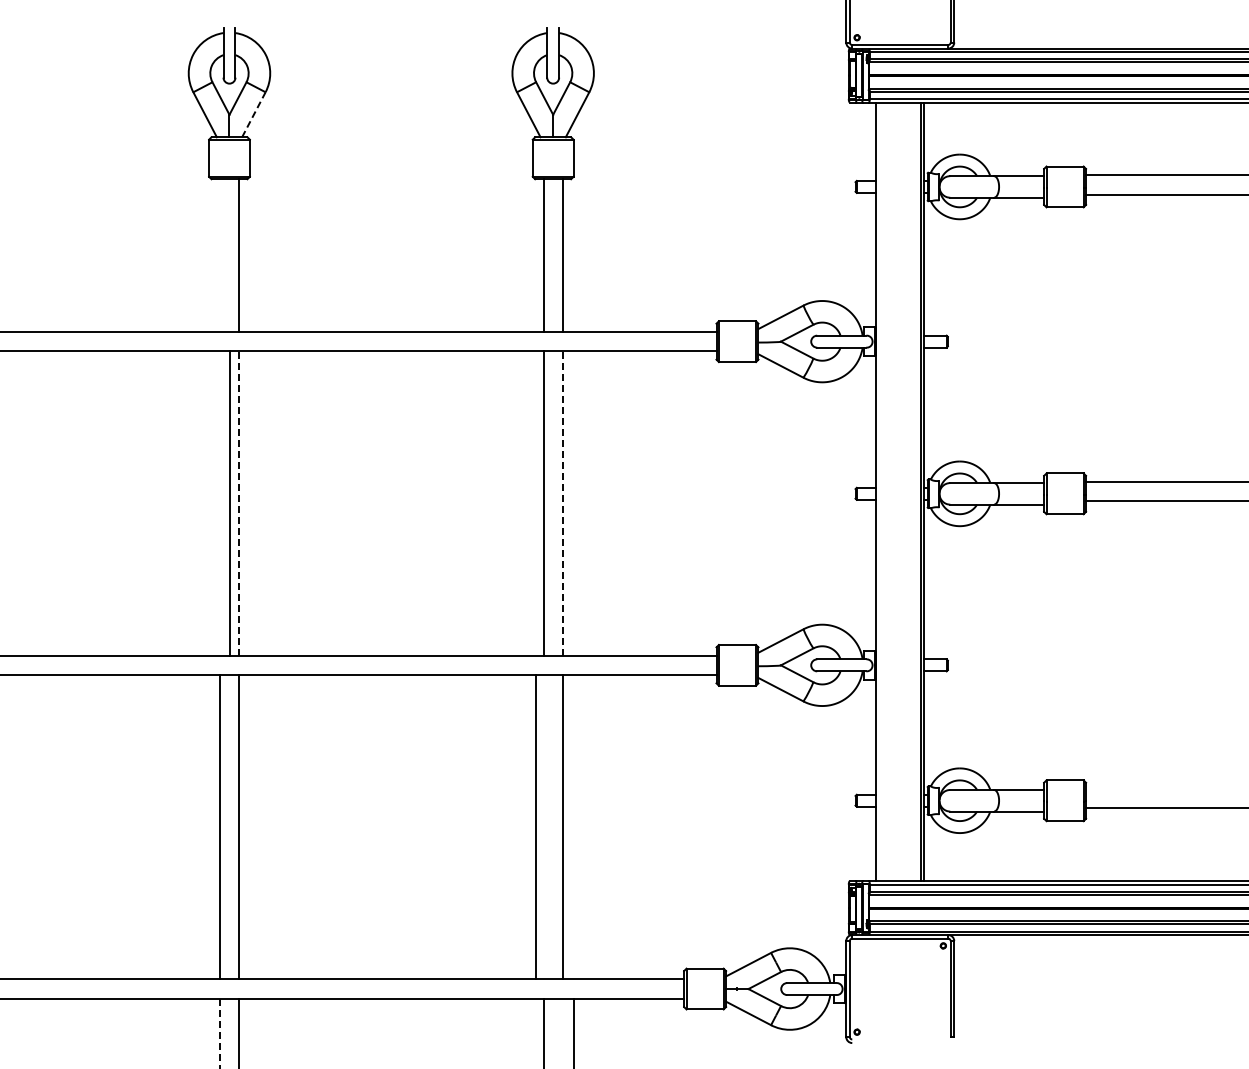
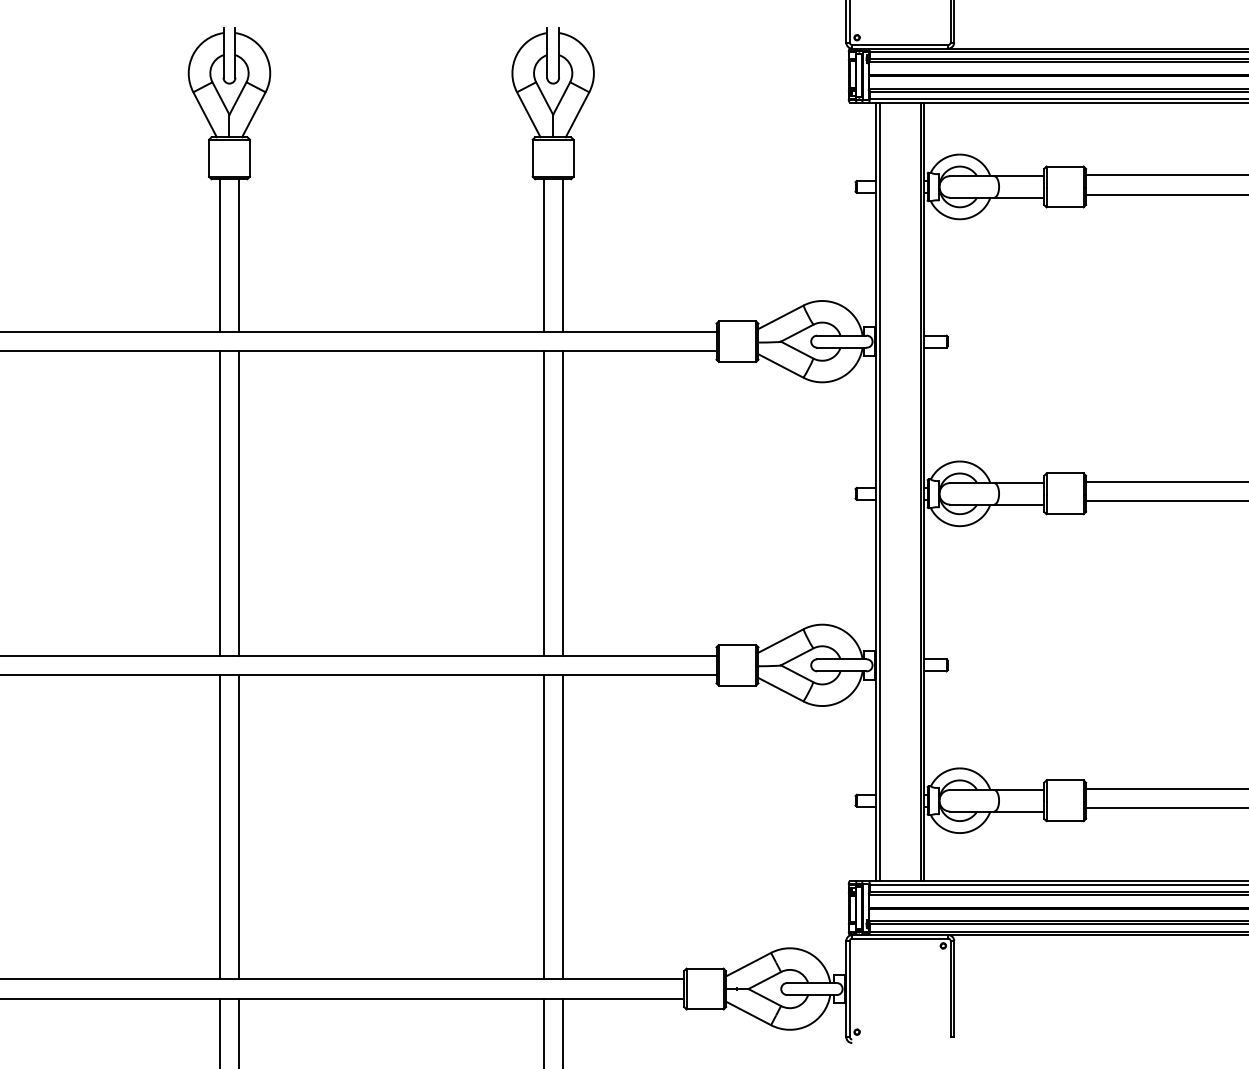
line: dashed -> solid (254, 114)
line: none -> present (219, 255)
line: none -> present (879, 491)
line position: (229, 503) -> (219, 503) (219, 503)
line: dashed -> solid (239, 503)
line: dashed -> solid (562, 503)
line: none -> present (1165, 789)
line position: (535, 826) -> (543, 826) (543, 826)
line position: (573, 1031) -> (562, 1031) (562, 1031)
line: dashed -> solid (219, 1033)
